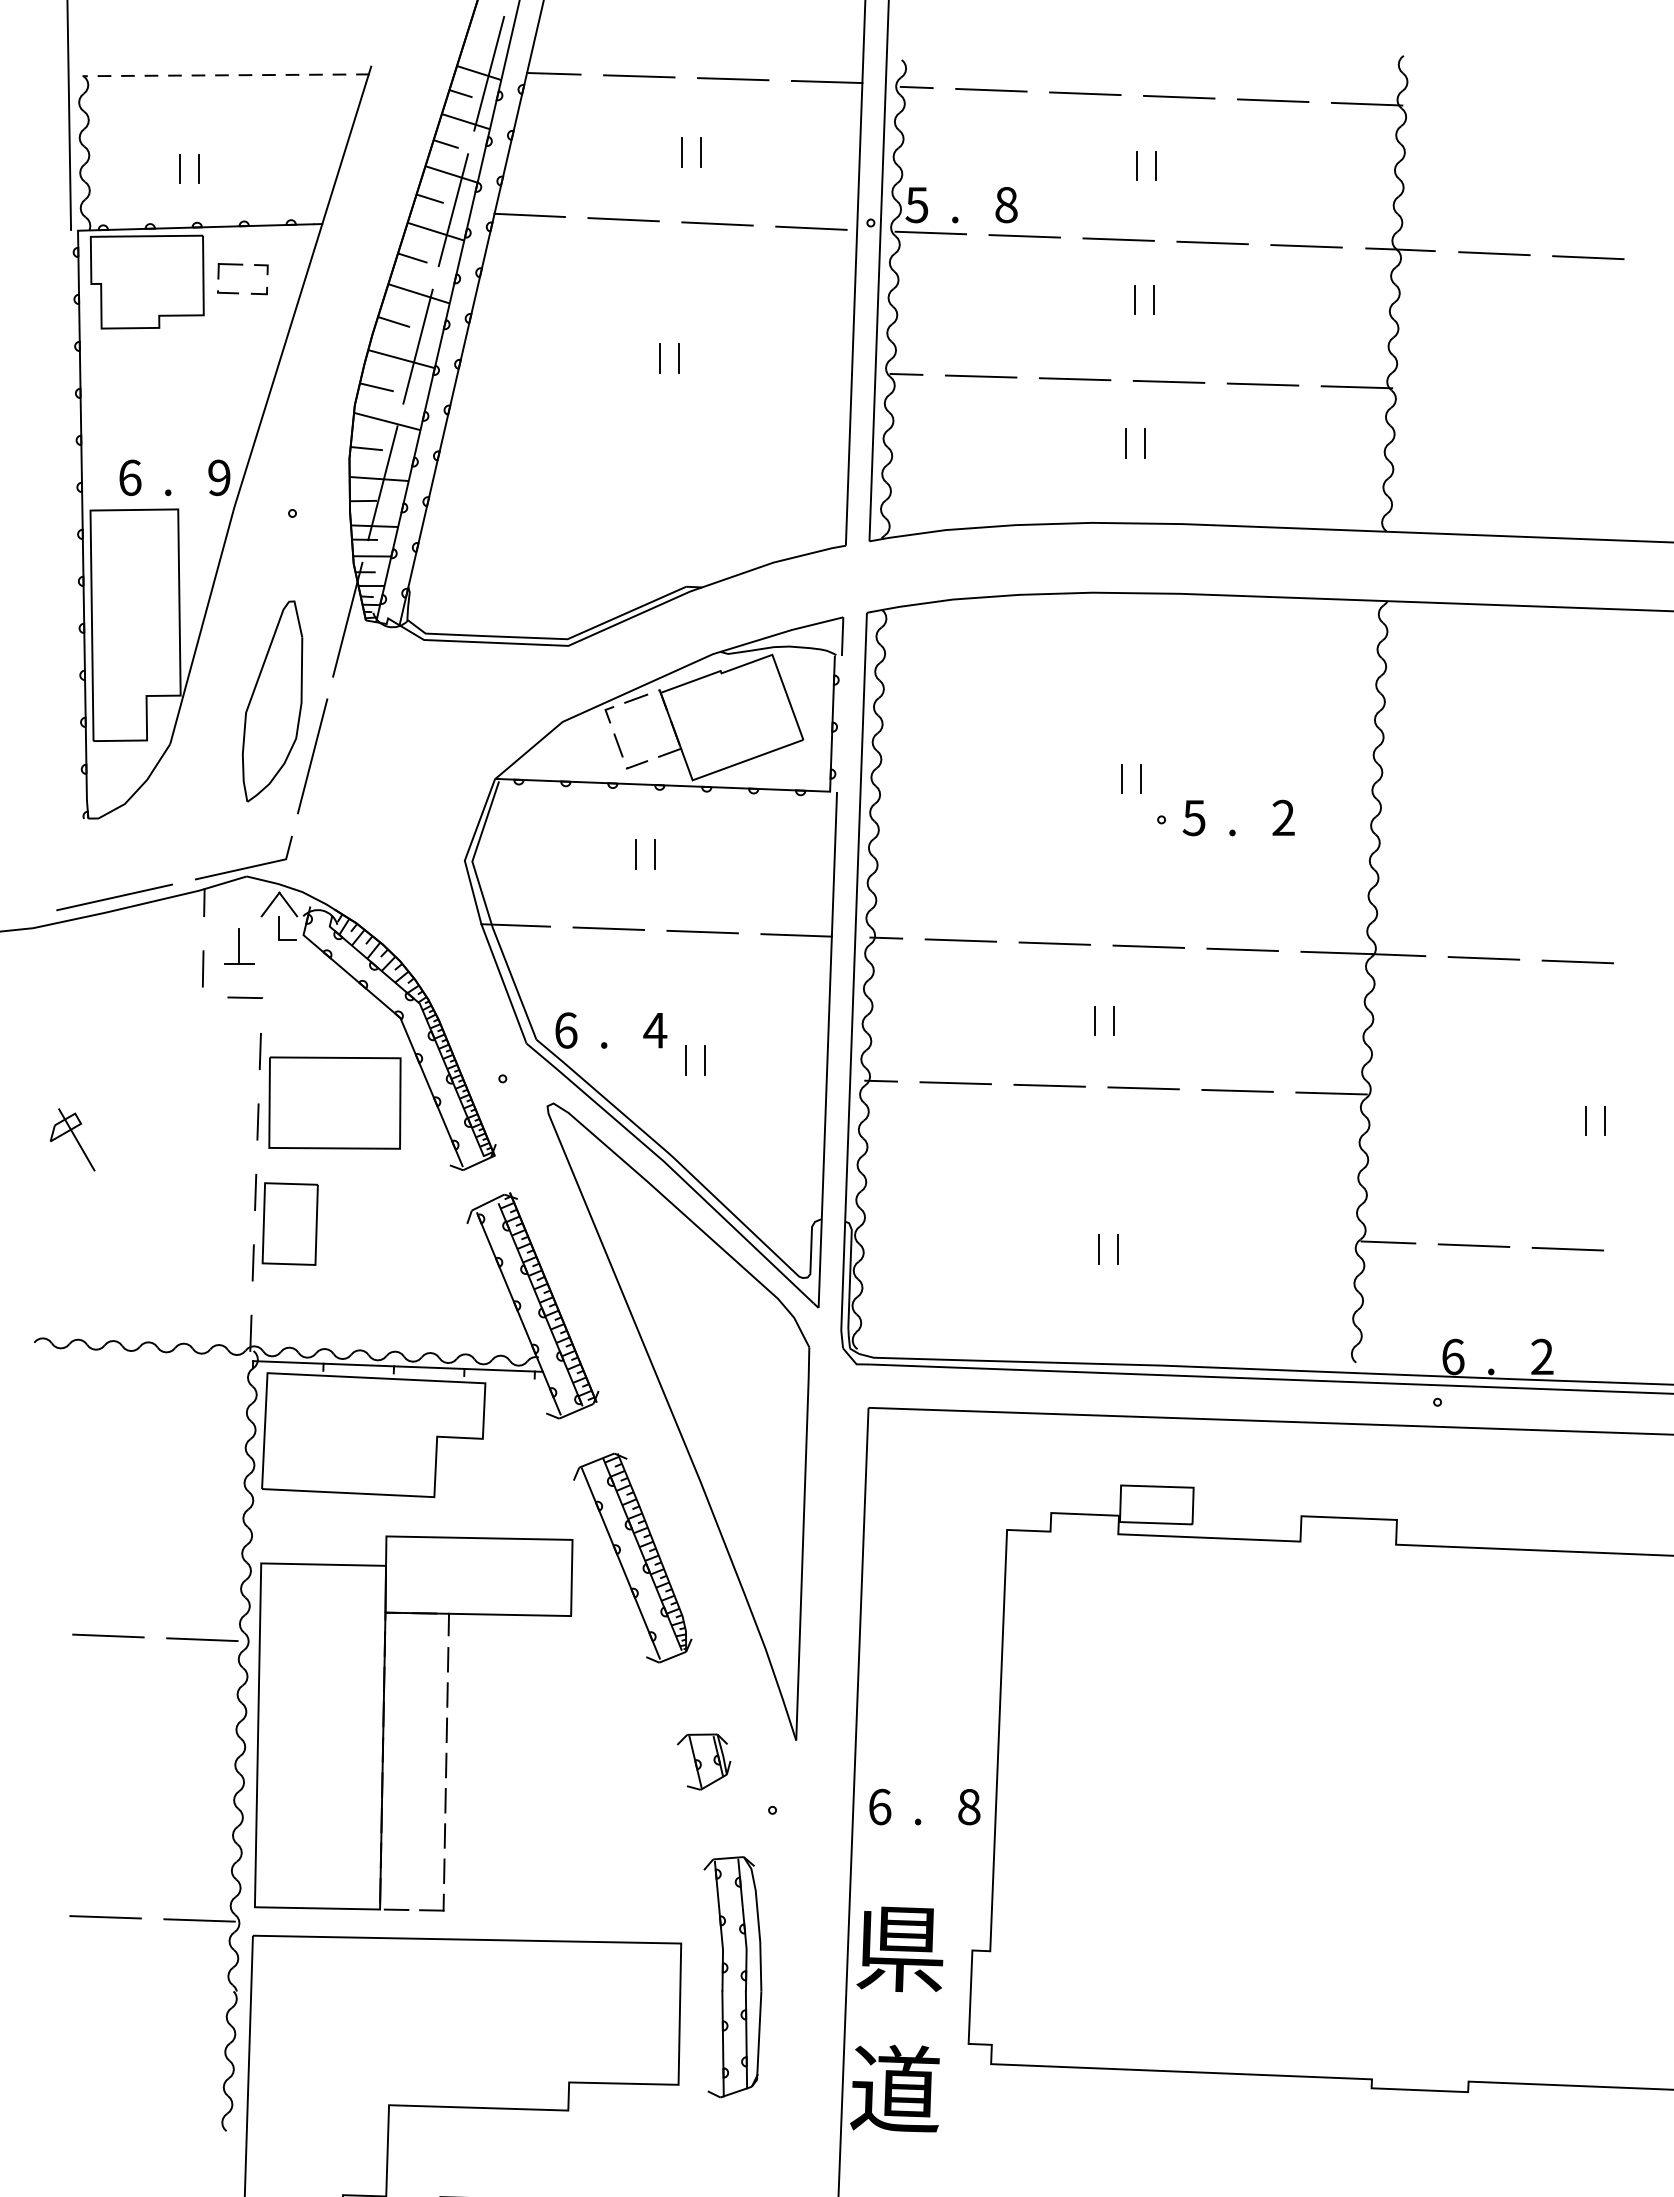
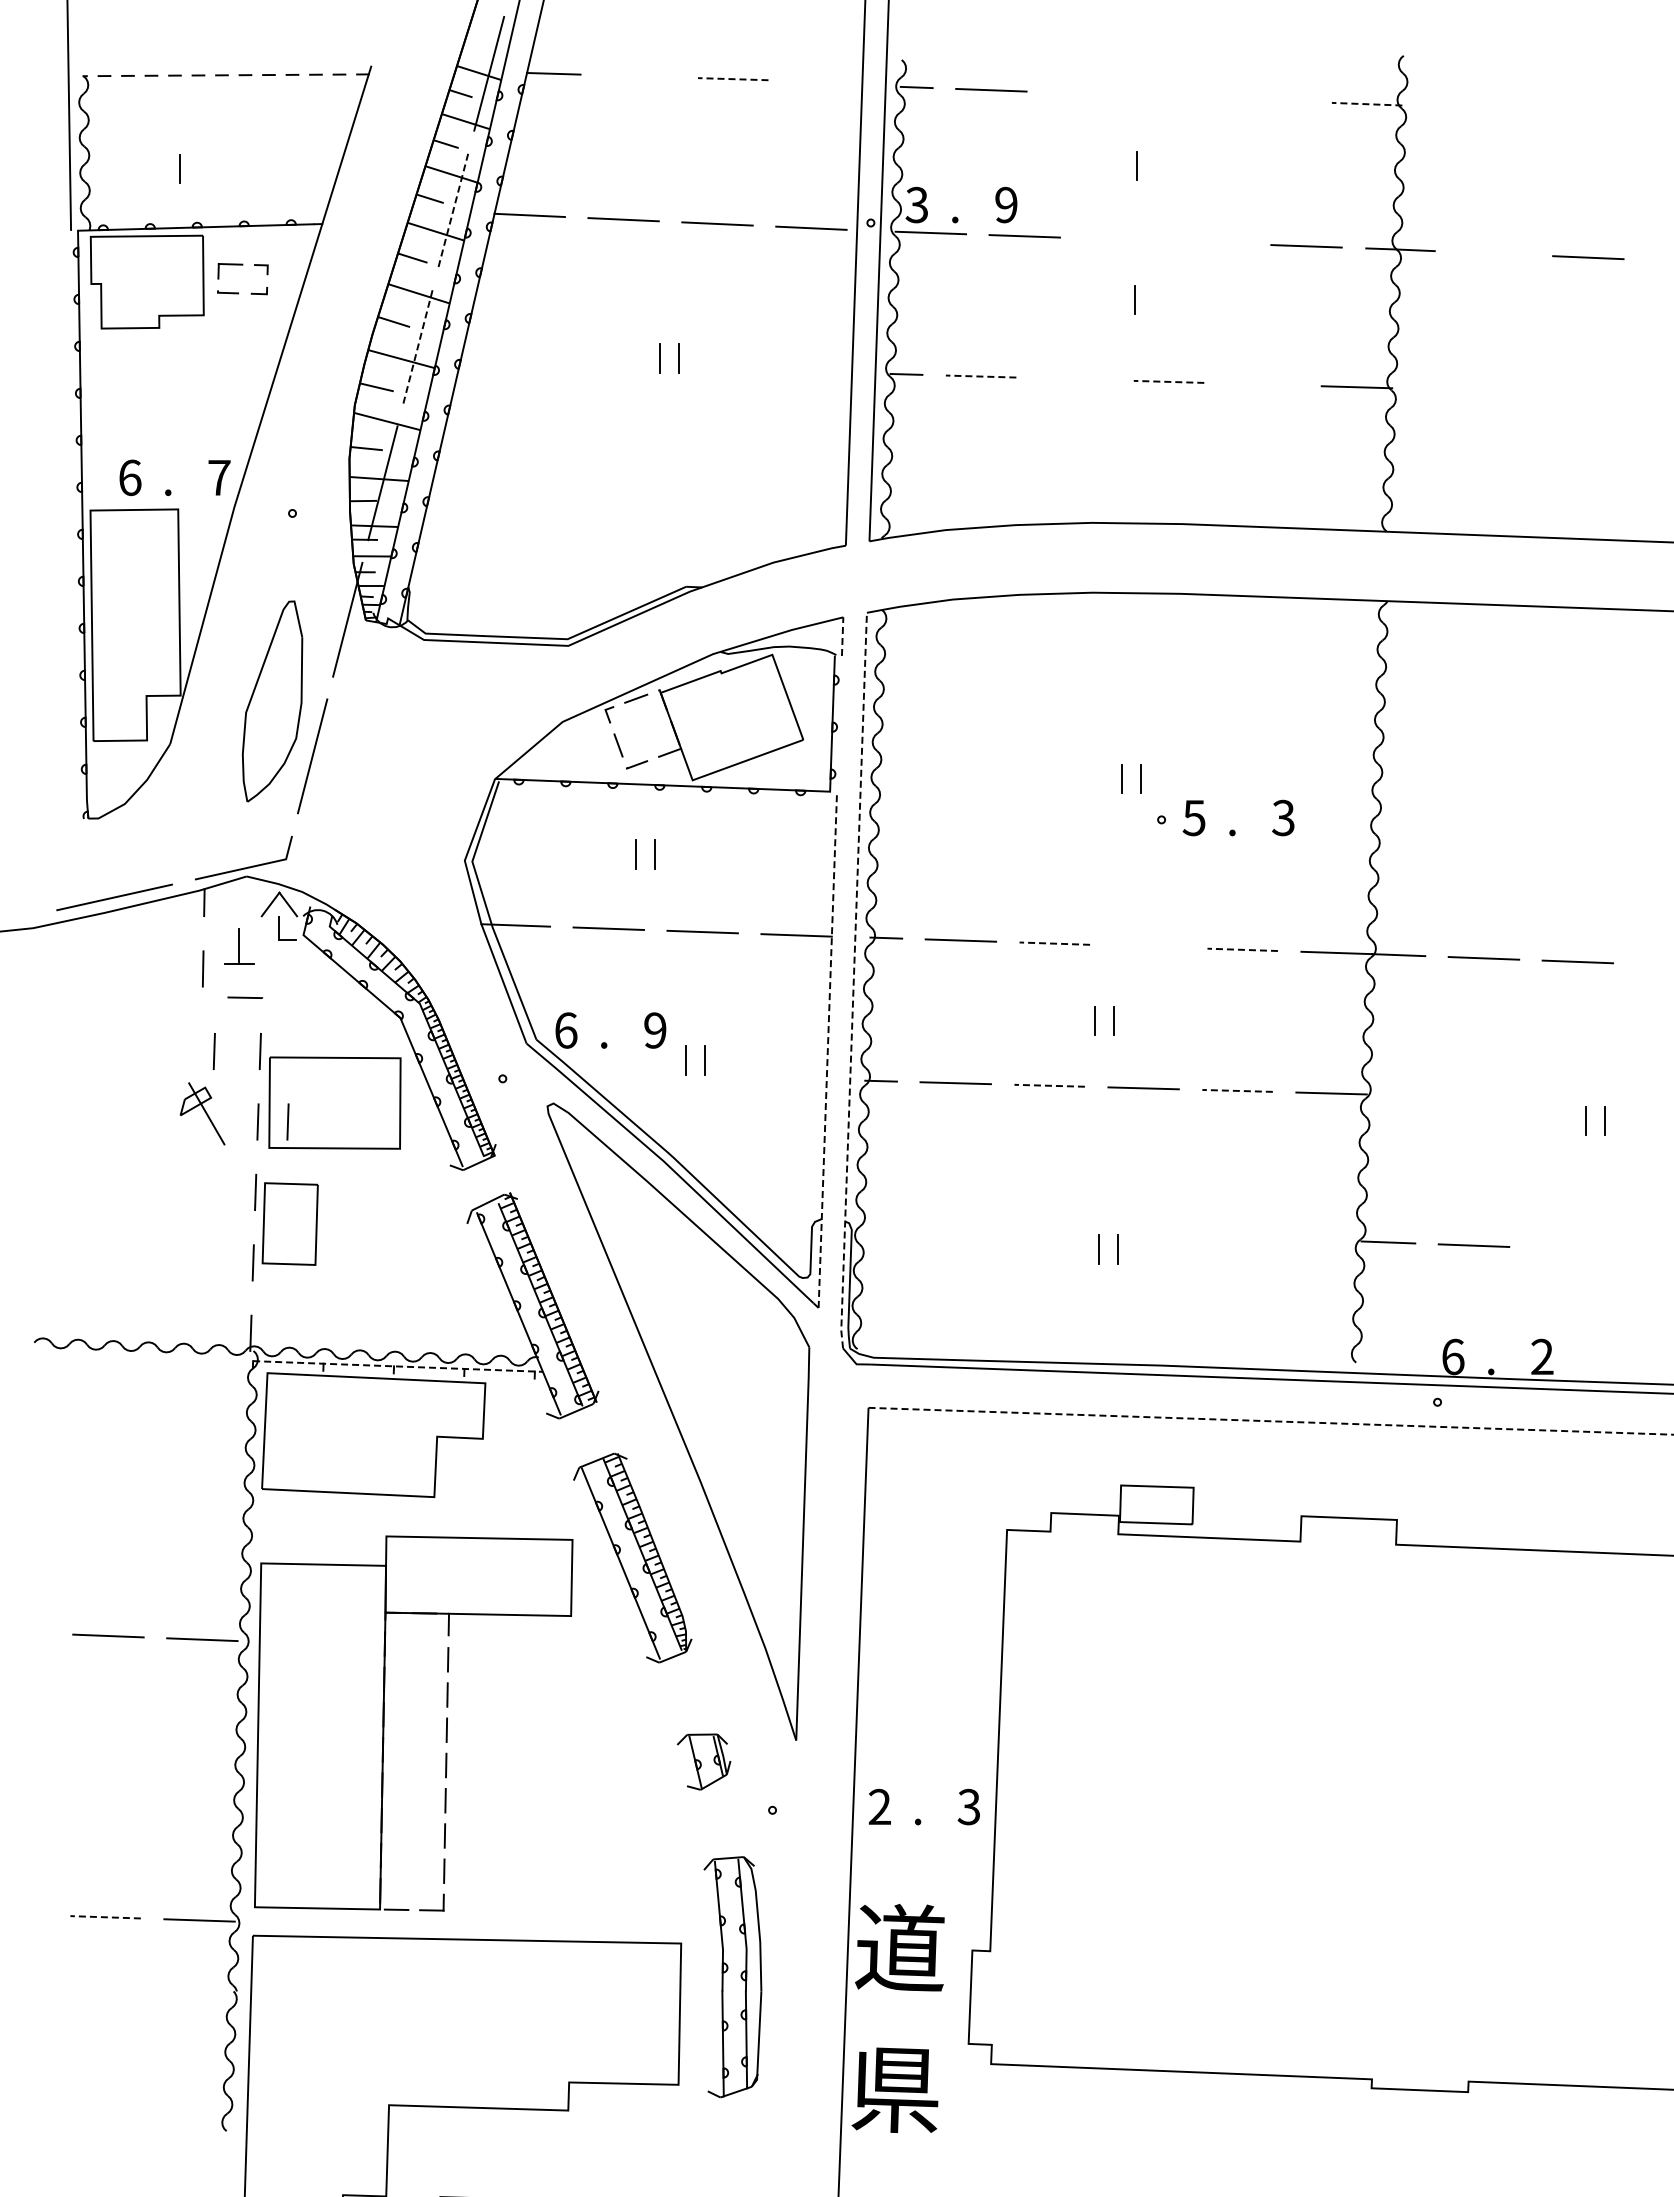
line: present -> none (639, 76)
line: solid -> dashed (732, 79)
line: present -> none (826, 81)
line: present -> none (1085, 93)
line: present -> none (1179, 96)
line: present -> none (1273, 100)
line: solid -> dashed (1366, 104)
line: present -> none (682, 152)
line: present -> none (700, 152)
line: present -> none (1156, 165)
line: present -> none (199, 169)
text: 5 -> 3 (917, 204)
text: 8 -> 9 (1006, 204)
line: solid -> dashed (453, 210)
line: present -> none (1118, 239)
line: present -> none (1212, 242)
line: present -> none (1494, 253)
line: present -> none (1153, 299)
line: solid -> dashed (418, 346)
line: solid -> dashed (980, 376)
line: present -> none (1074, 379)
line: solid -> dashed (1168, 381)
line: present -> none (1262, 384)
line: present -> none (1126, 443)
line: present -> none (1145, 443)
text: 9 -> 7 (219, 477)
line: solid -> dashed (842, 636)
text: 2 -> 3 (1283, 818)
line: solid -> dashed (1054, 943)
line: present -> none (1148, 946)
line: solid -> dashed (1242, 949)
line: solid -> dashed (853, 981)
text: 4 -> 9 (655, 1030)
line: solid -> dashed (827, 1049)
line: none -> present (213, 1051)
line: solid -> dashed (1049, 1085)
line: solid -> dashed (1237, 1090)
line: none -> present (287, 1121)
part position: (72, 1139) -> (202, 1113) (202, 1113)
line: present -> none (1567, 1248)
line: solid -> dashed (398, 1366)
line: solid -> dashed (1271, 1421)
text: 6 -> 2 (879, 1806)
text: 8 -> 3 (968, 1806)
line: solid -> dashed (105, 1917)
text: 県 -> 道 (899, 1947)
text: 道 -> 県 (894, 2088)
